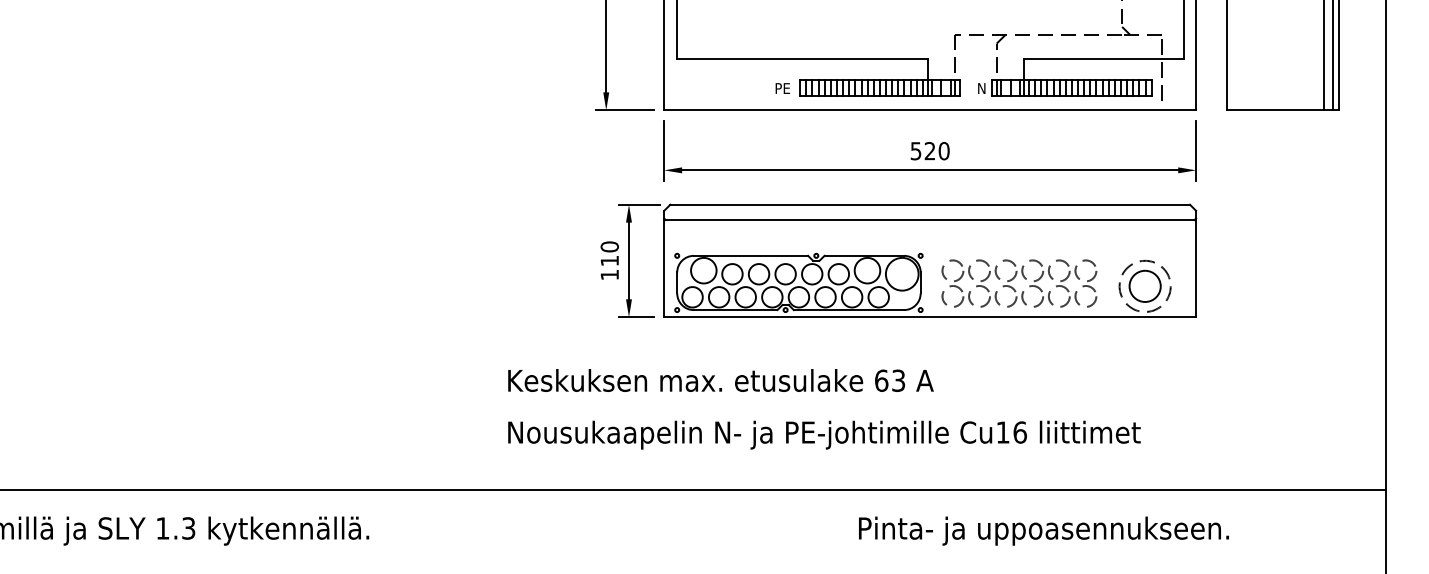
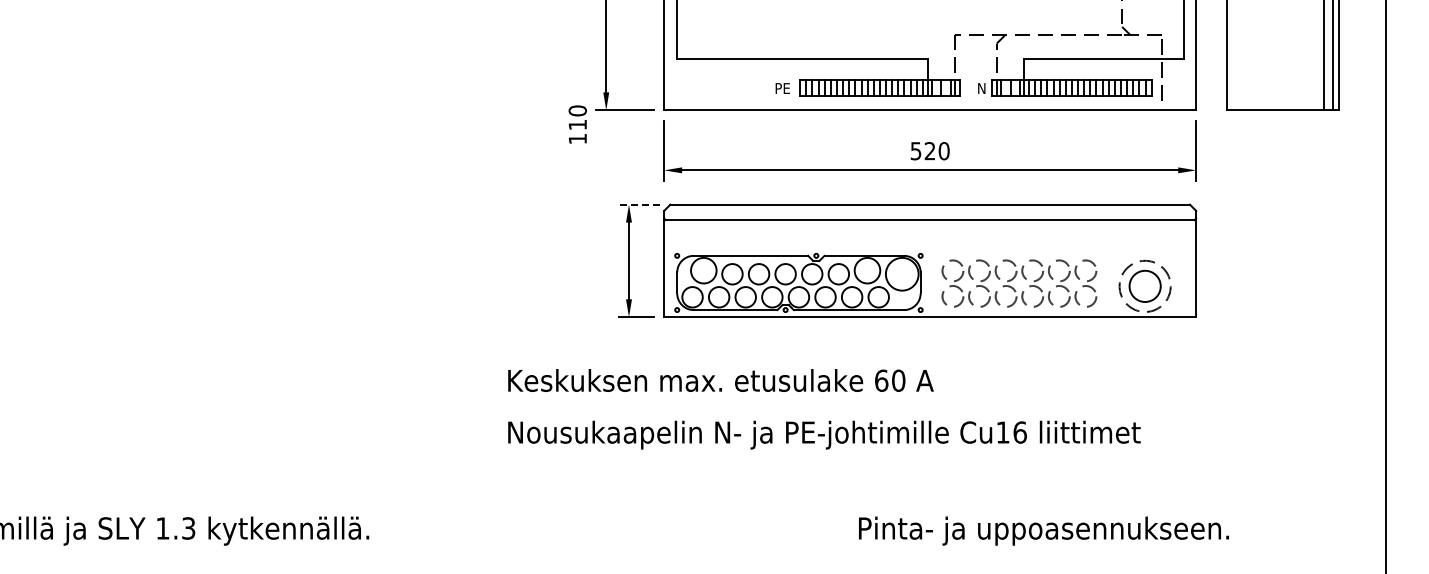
line: solid -> dashed (639, 204)
text position: (609, 260) -> (577, 124) (577, 124)
text: 63 -> 60 (898, 380)
line: present -> none (694, 489)
